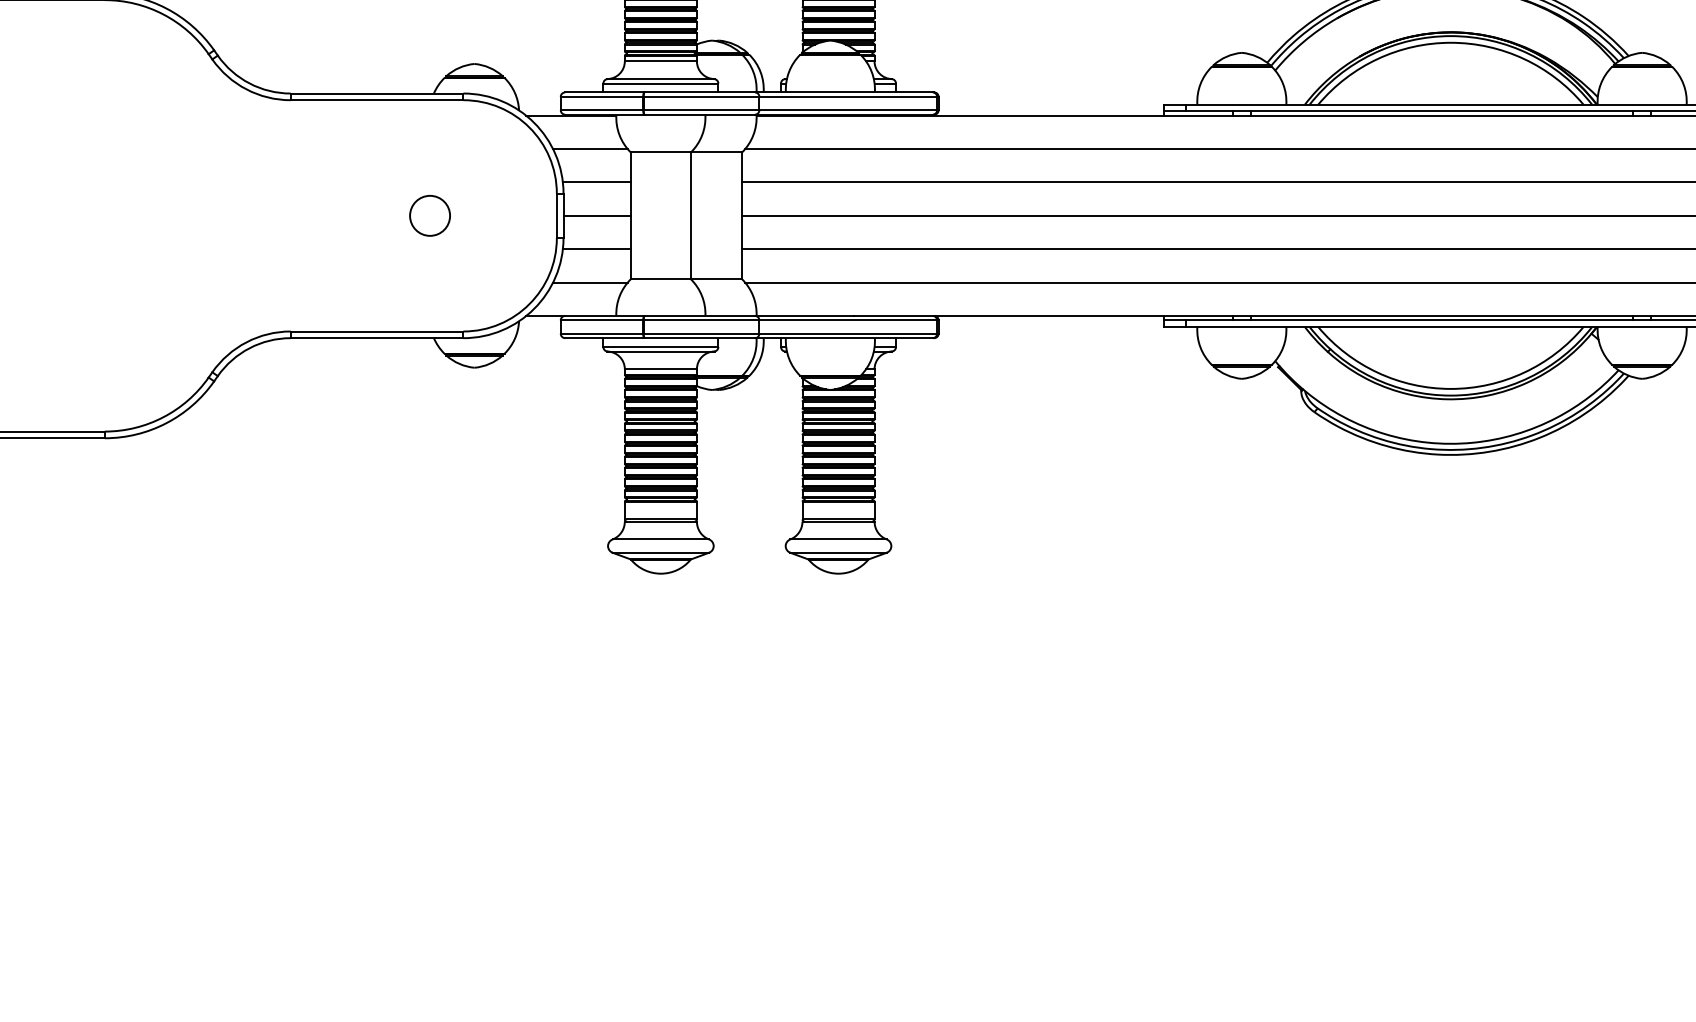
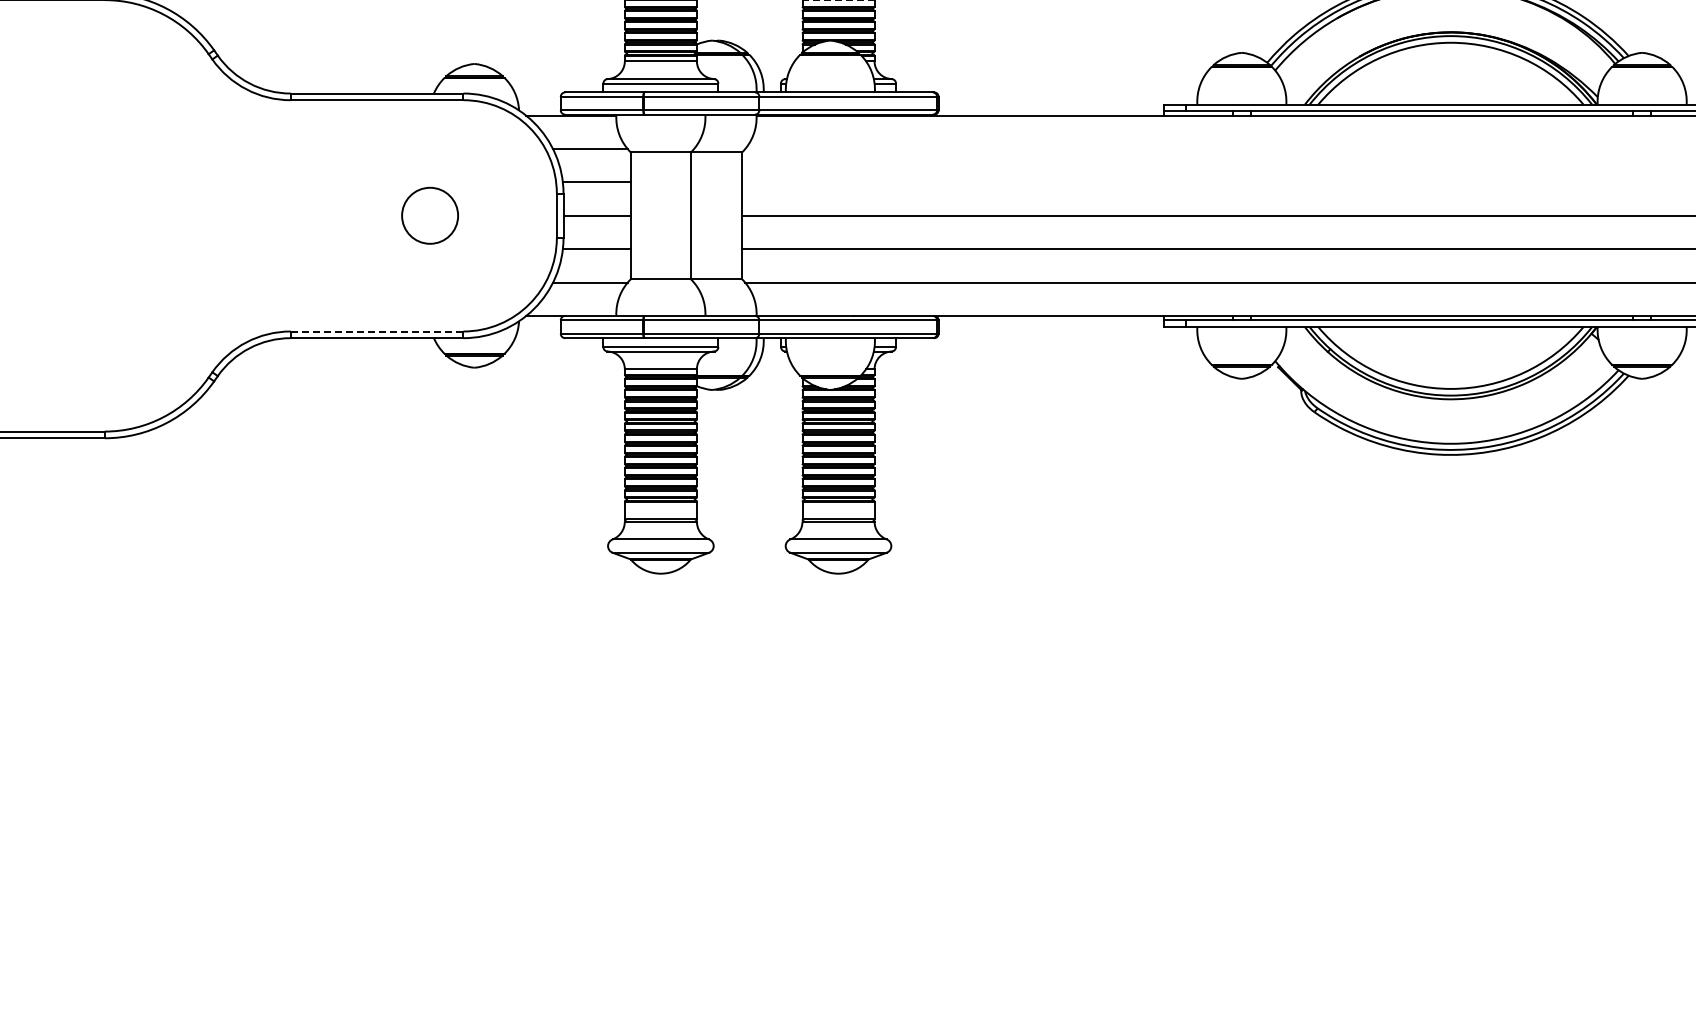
line: solid -> dashed (838, 0)
line: present -> none (1218, 149)
line: present -> none (1216, 182)
circle size: 42x42 px -> 58x59 px (429, 215)
line: solid -> dashed (376, 331)
